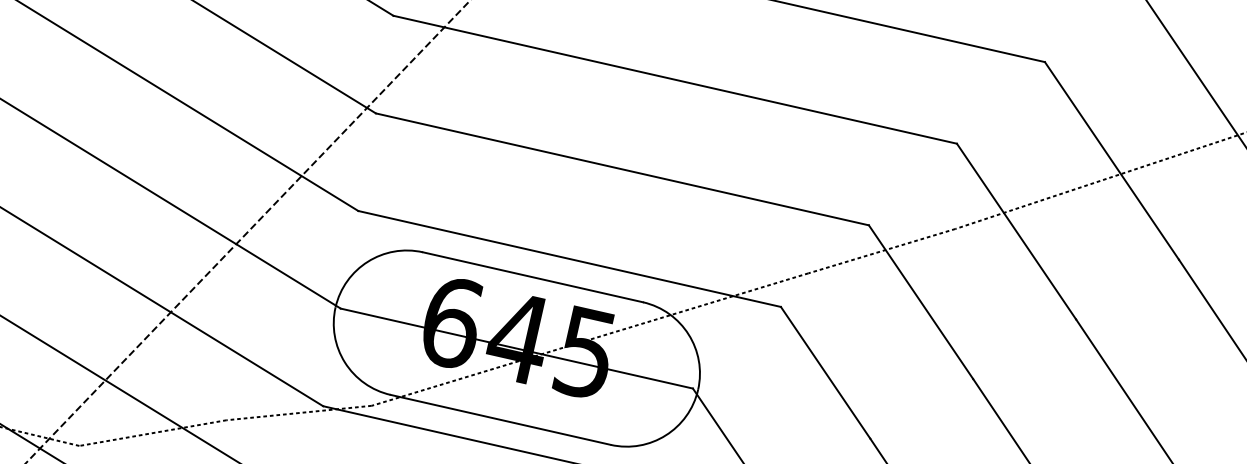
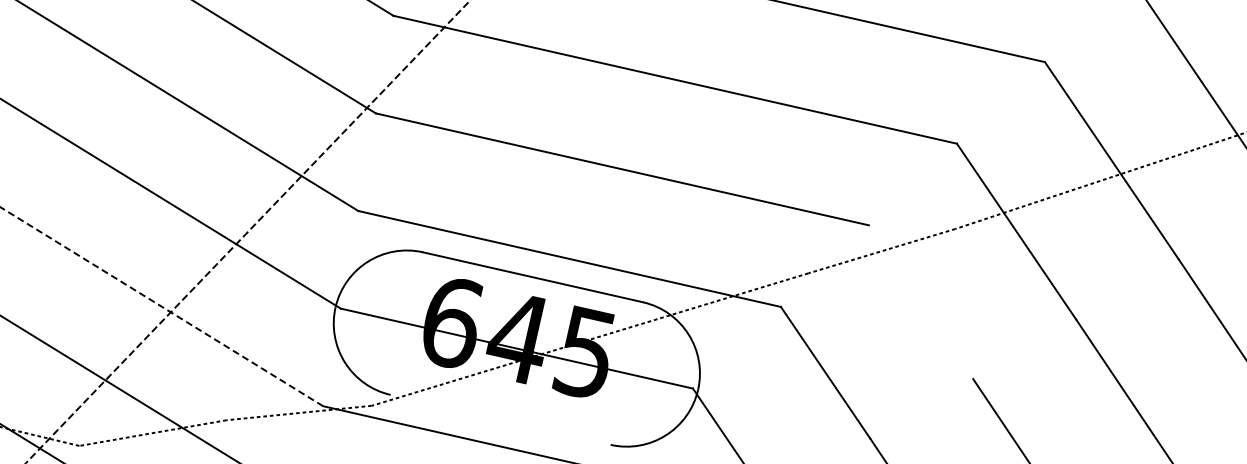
line: present -> none (920, 302)
line: solid -> dashed (161, 306)
line: present -> none (500, 419)
